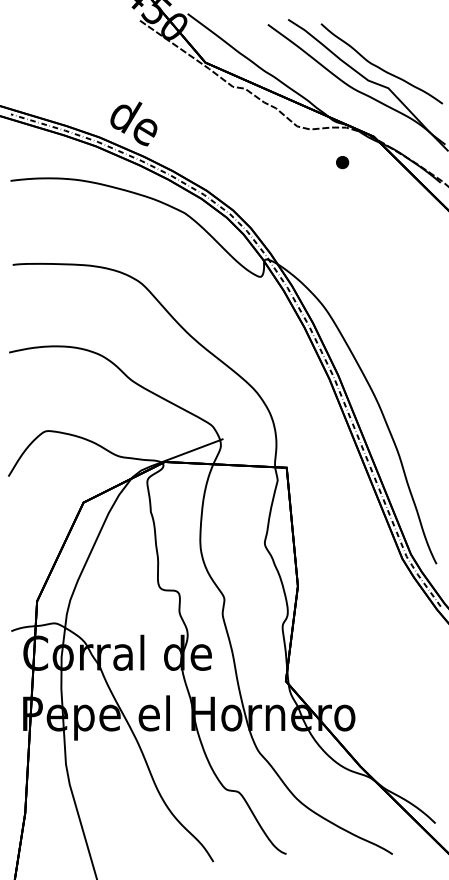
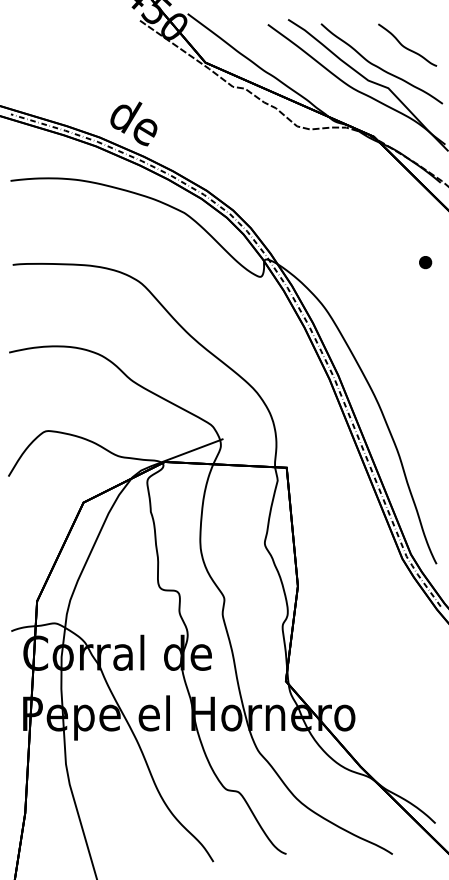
curve: none -> present (405, 46)
part position: (342, 162) -> (425, 262) (425, 262)
